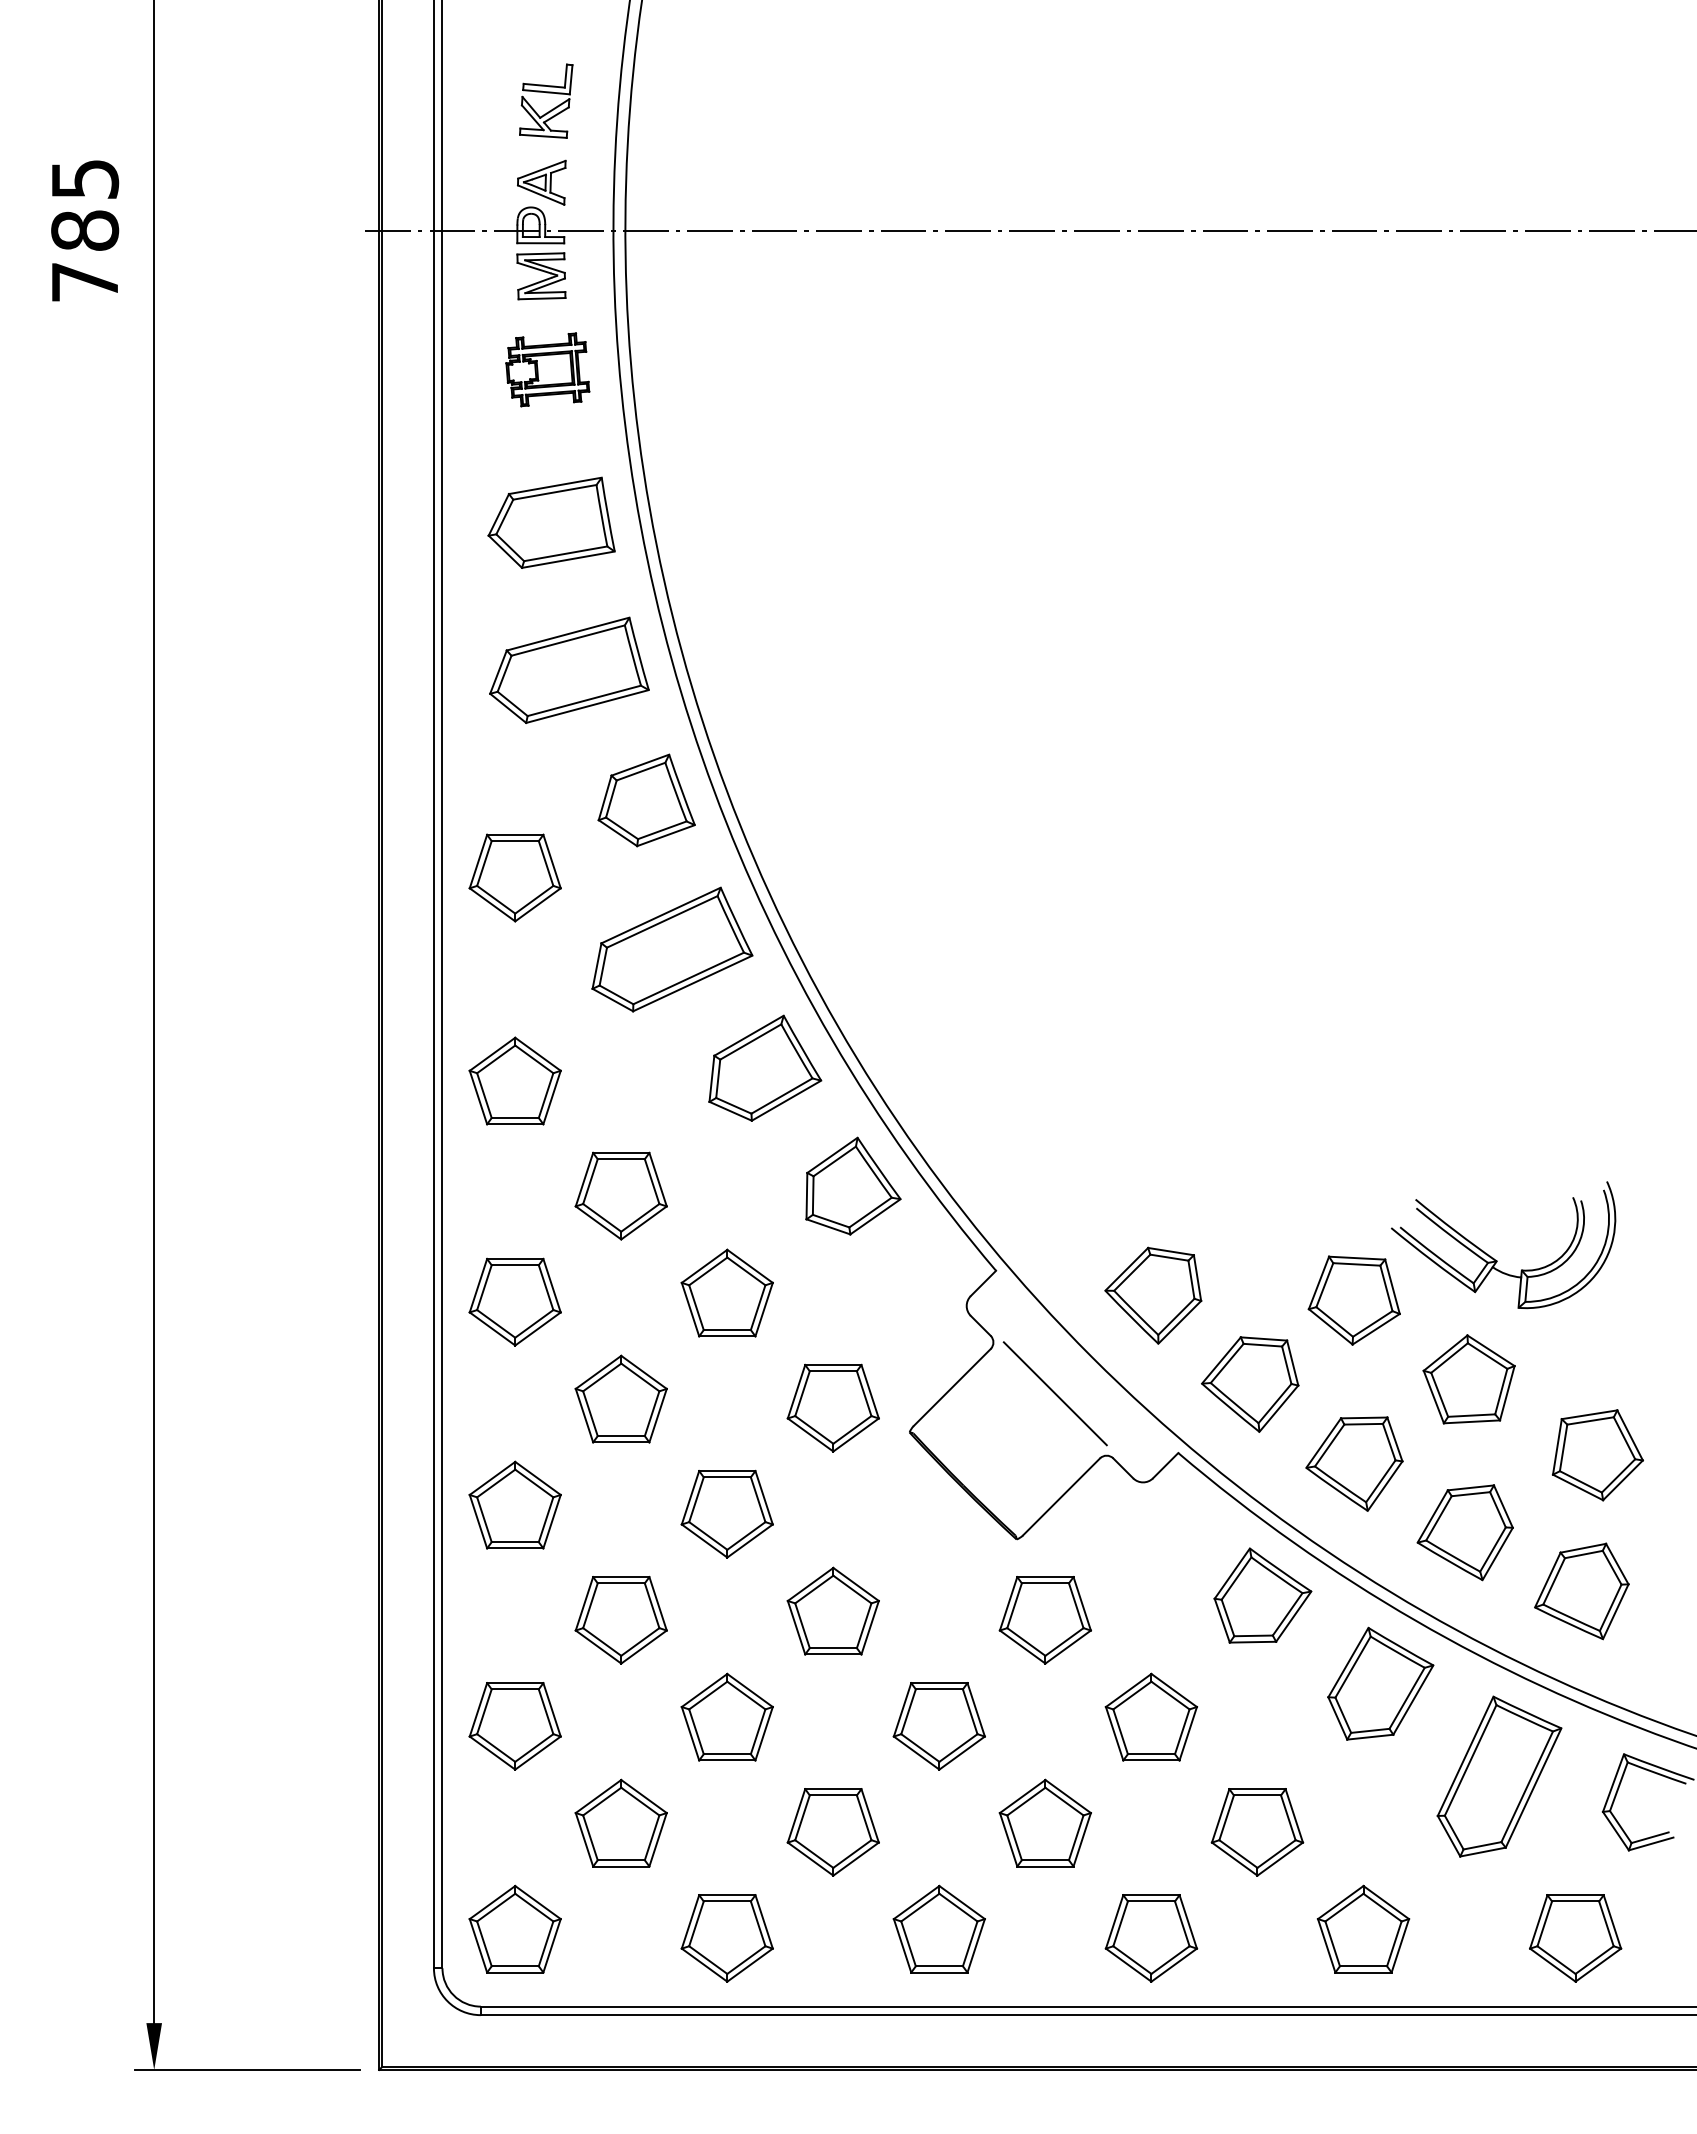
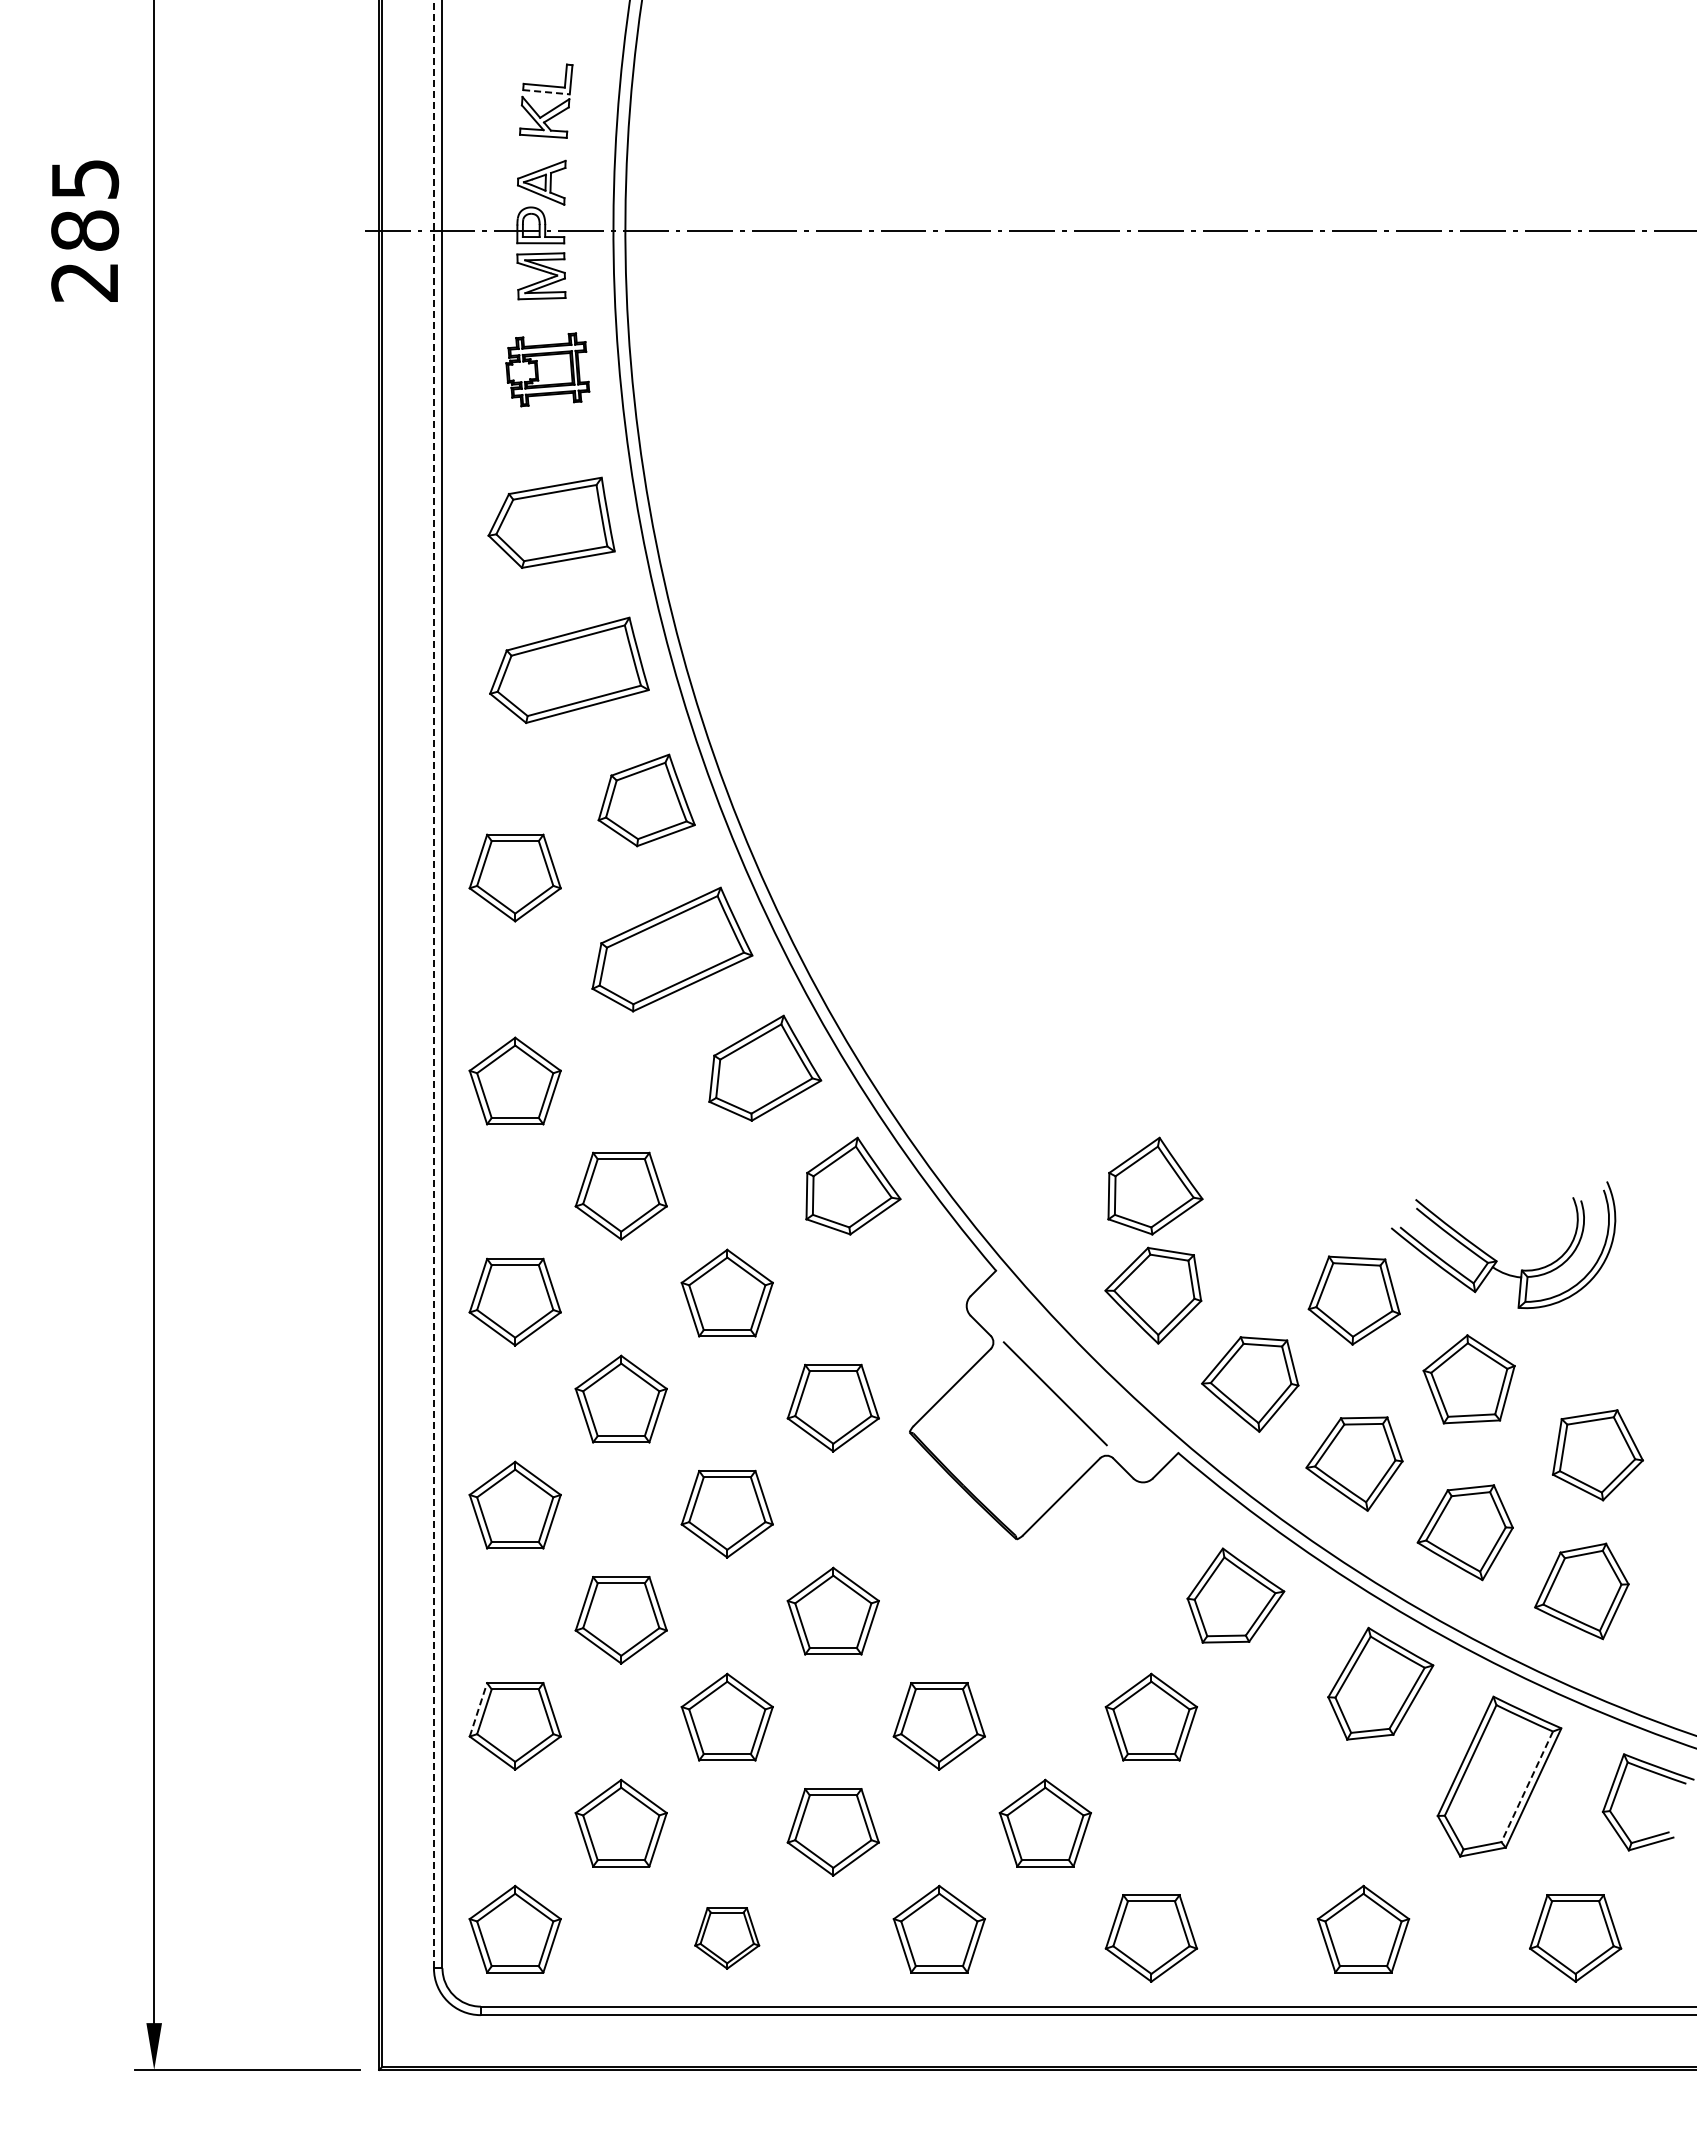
line: solid -> dashed (546, 92)
text: 785 -> 285 (84, 282)
line: solid -> dashed (433, 984)
part: none -> present (1155, 1185)
part position: (1262, 1595) -> (1235, 1595) (1235, 1595)
part: present -> none (1044, 1620)
line: solid -> dashed (478, 1709)
line: solid -> dashed (1527, 1787)
part: present -> none (1257, 1832)
part size: 94x89 px -> 67x63 px (727, 1938)
